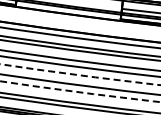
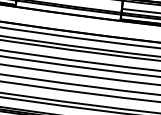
arc: dashed -> solid (80, 75)
arc: dashed -> solid (81, 92)
